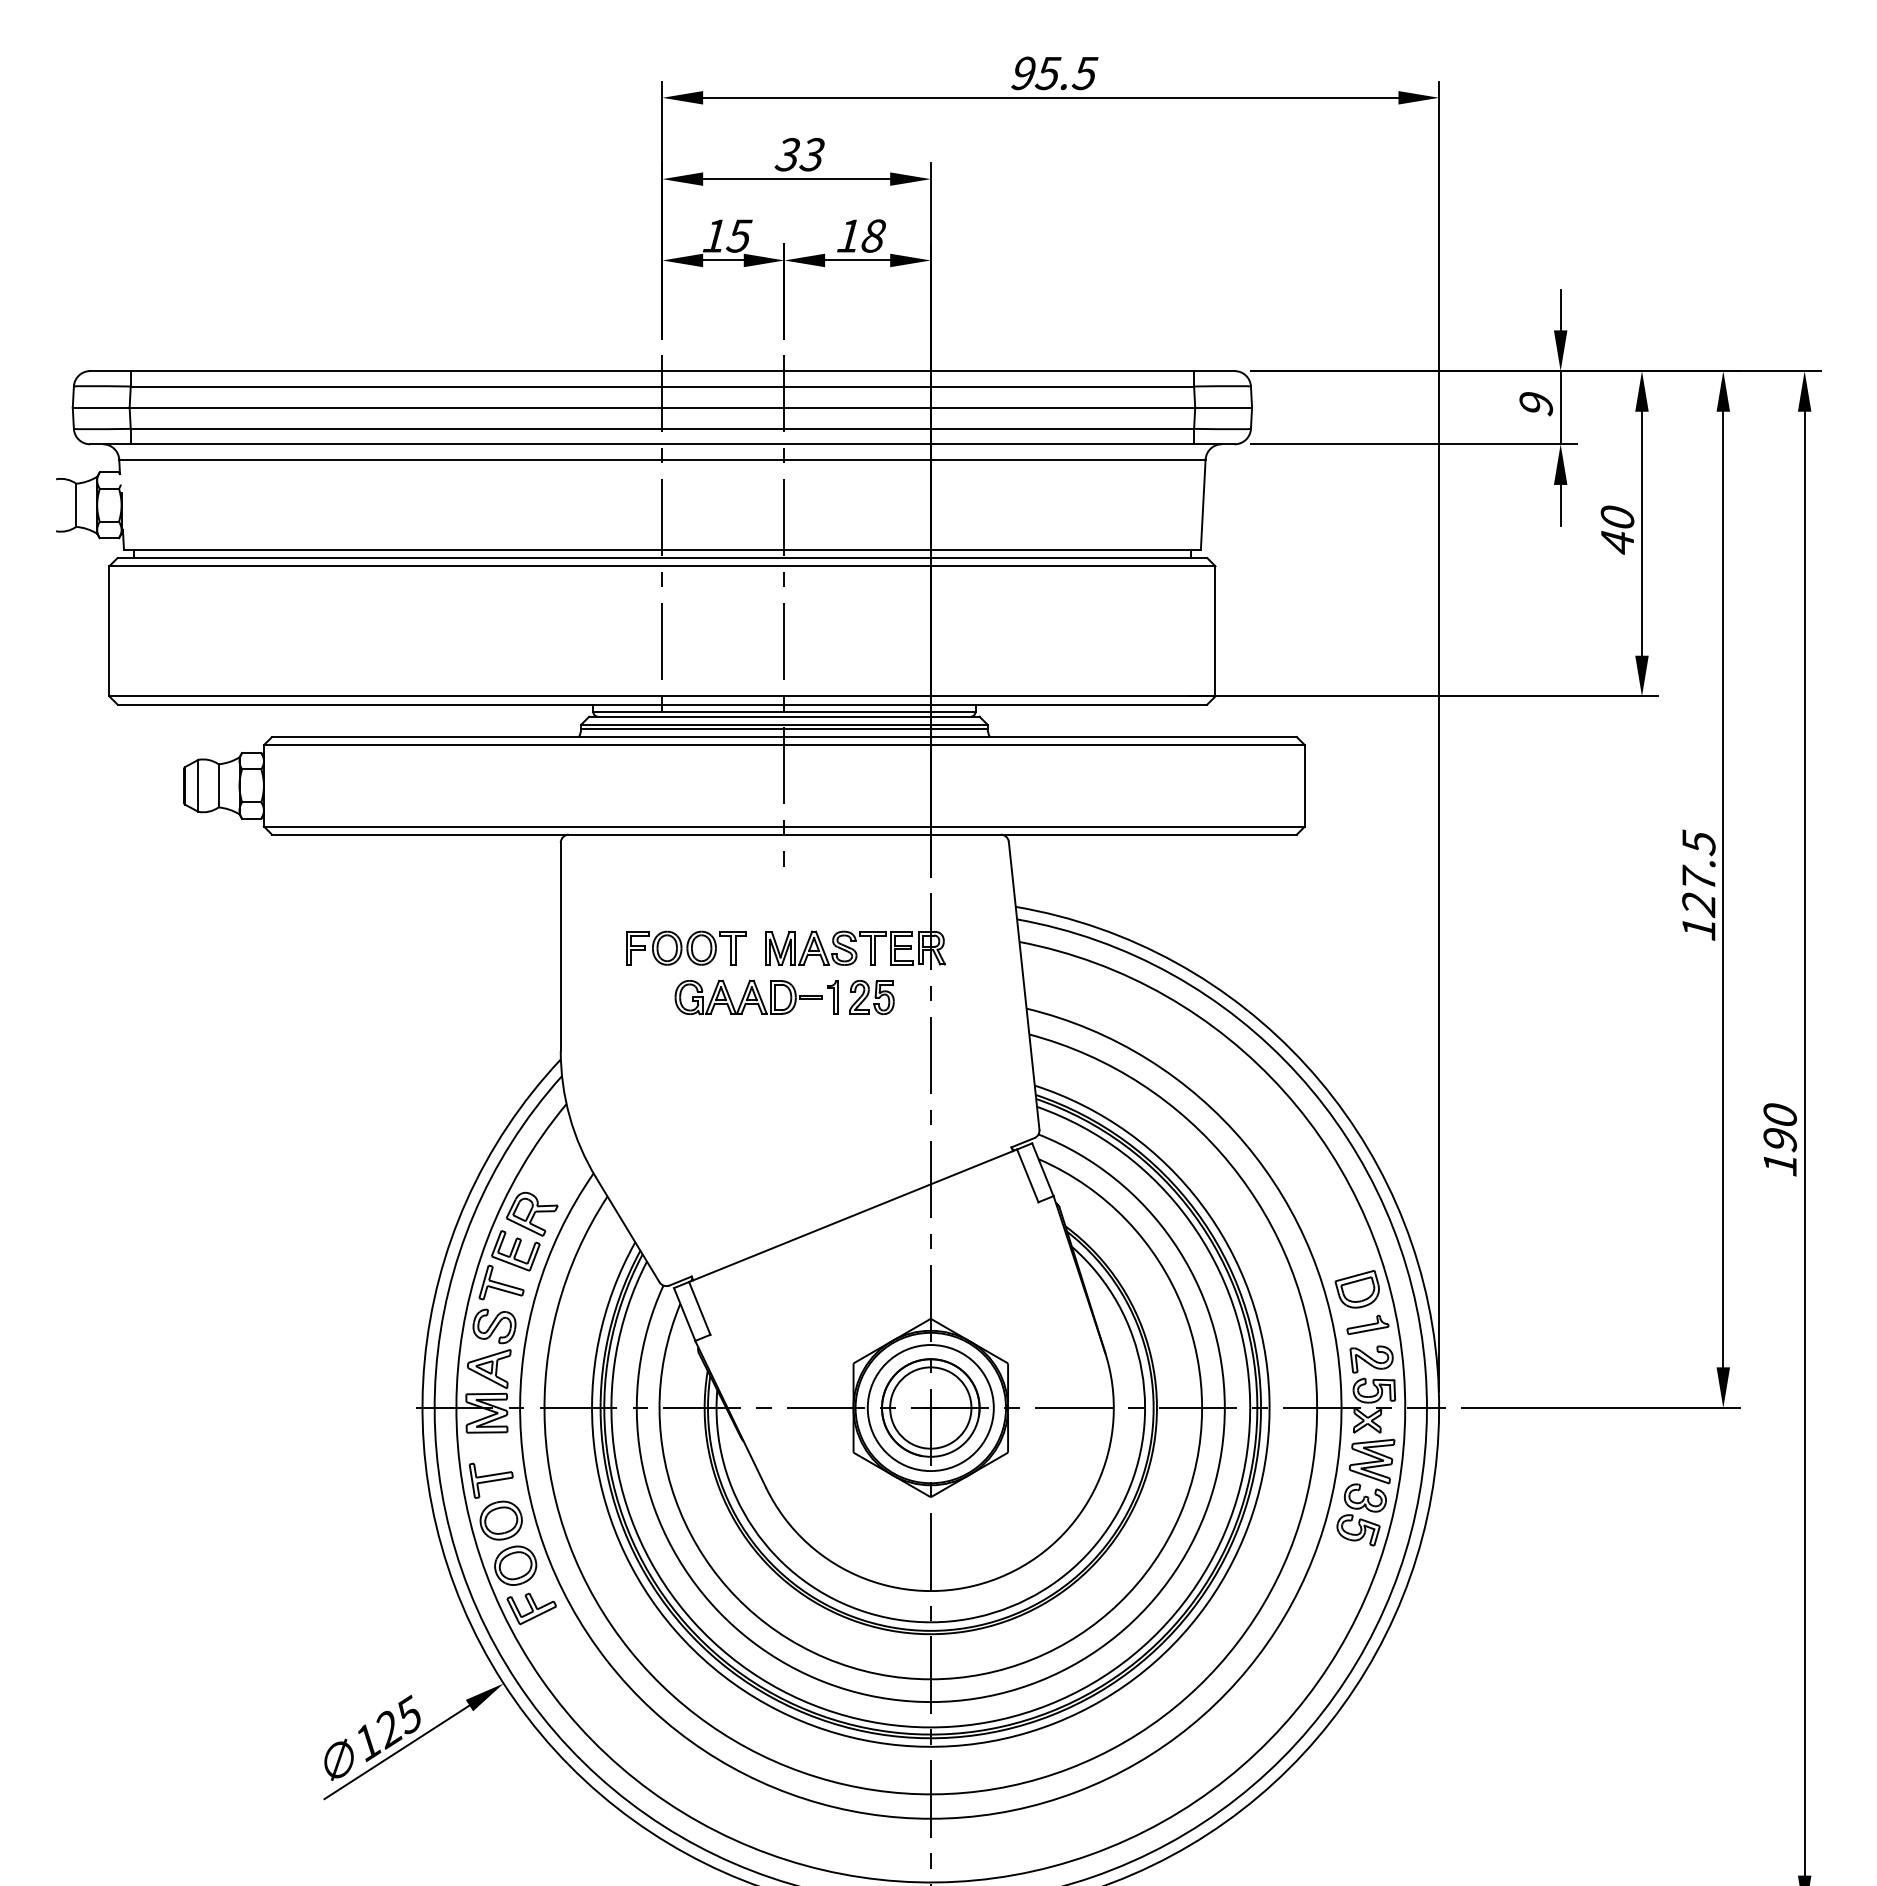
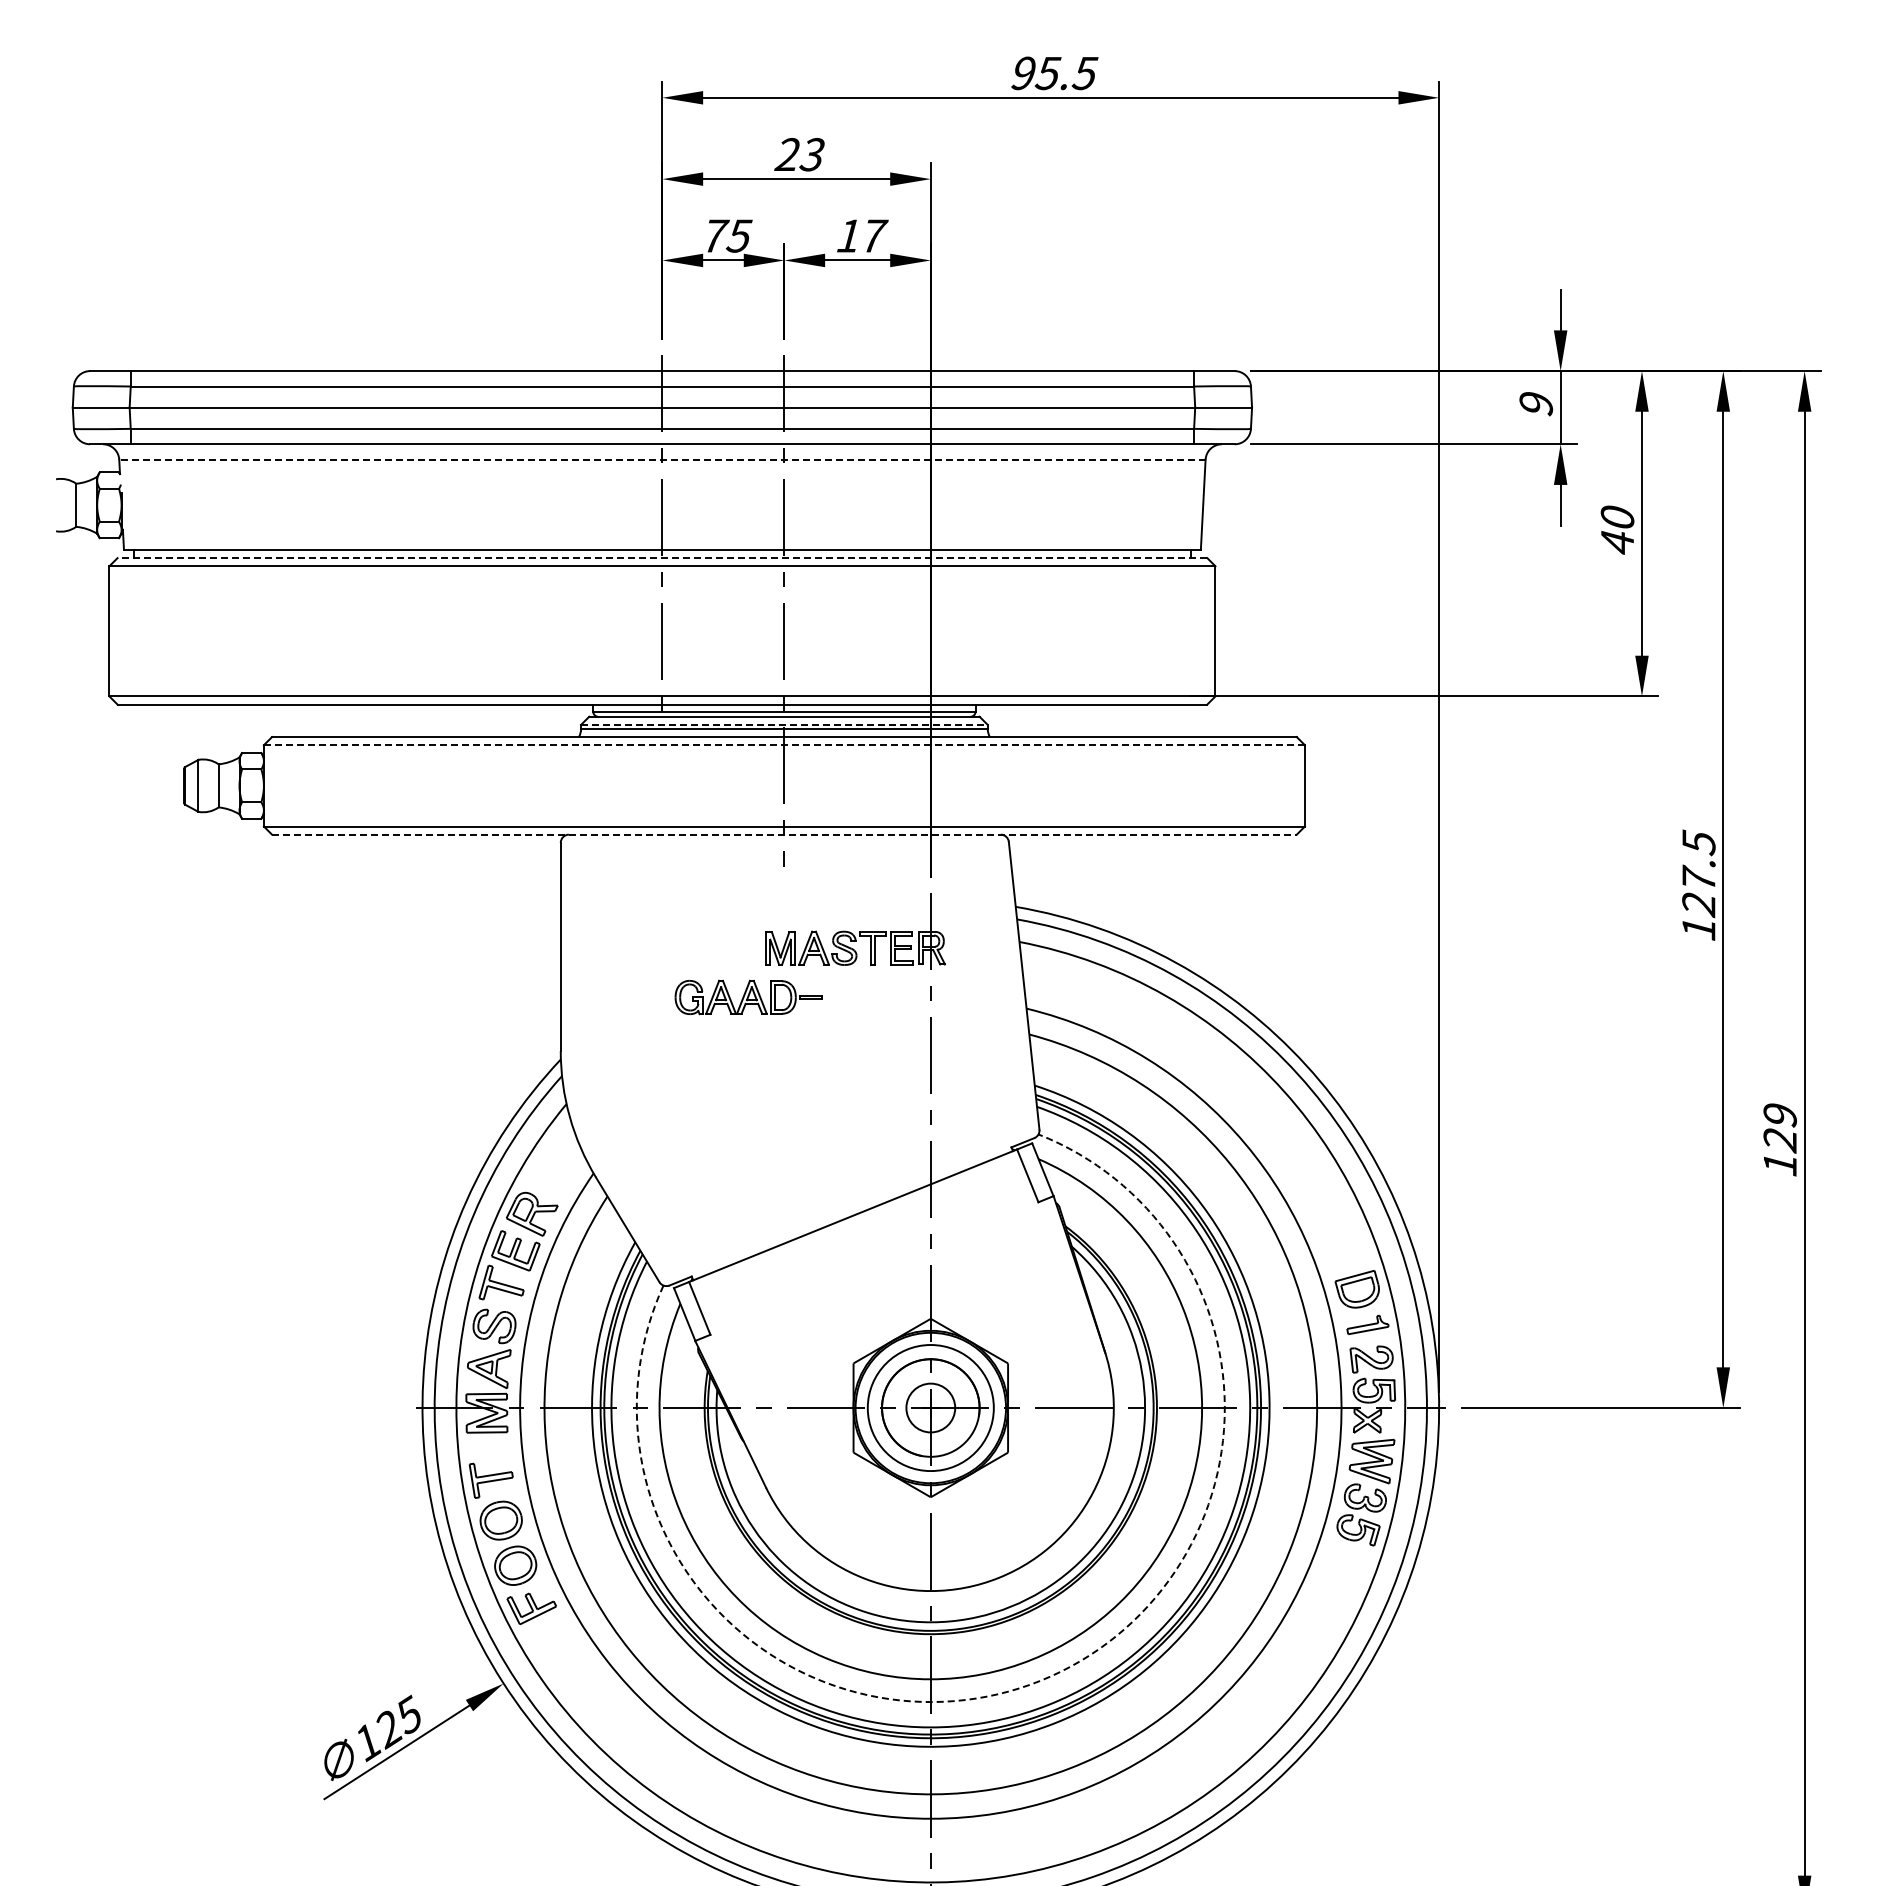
text: 33 -> 23 (786, 154)
text: 15 -> 75 (716, 235)
text: 18 -> 17 (874, 235)
line: solid -> dashed (661, 459)
line: solid -> dashed (662, 558)
line: solid -> dashed (784, 724)
line: solid -> dashed (784, 745)
line: solid -> dashed (784, 834)
part: present -> none (686, 947)
part: present -> none (832, 997)
part: present -> none (871, 997)
text: 190 -> 129 (1779, 1128)
circle diameter: 81 px -> 49 px (930, 1407)
arc: solid -> dashed (1040, 1680)
